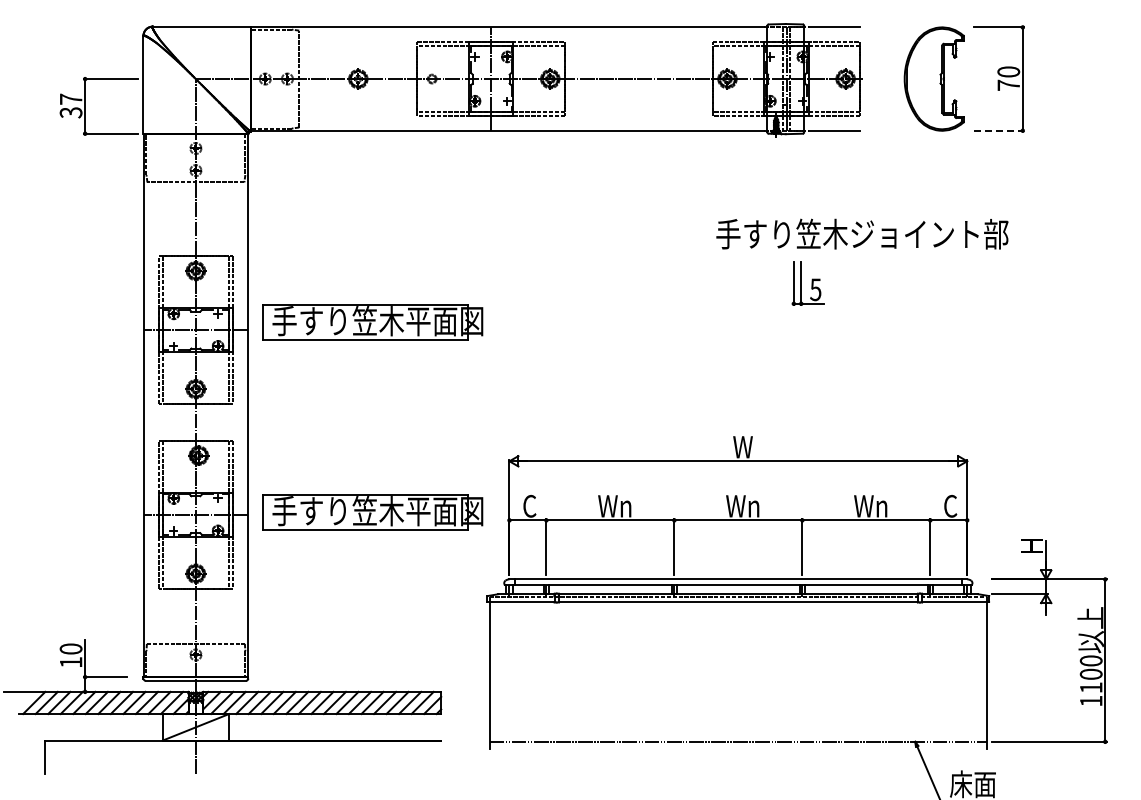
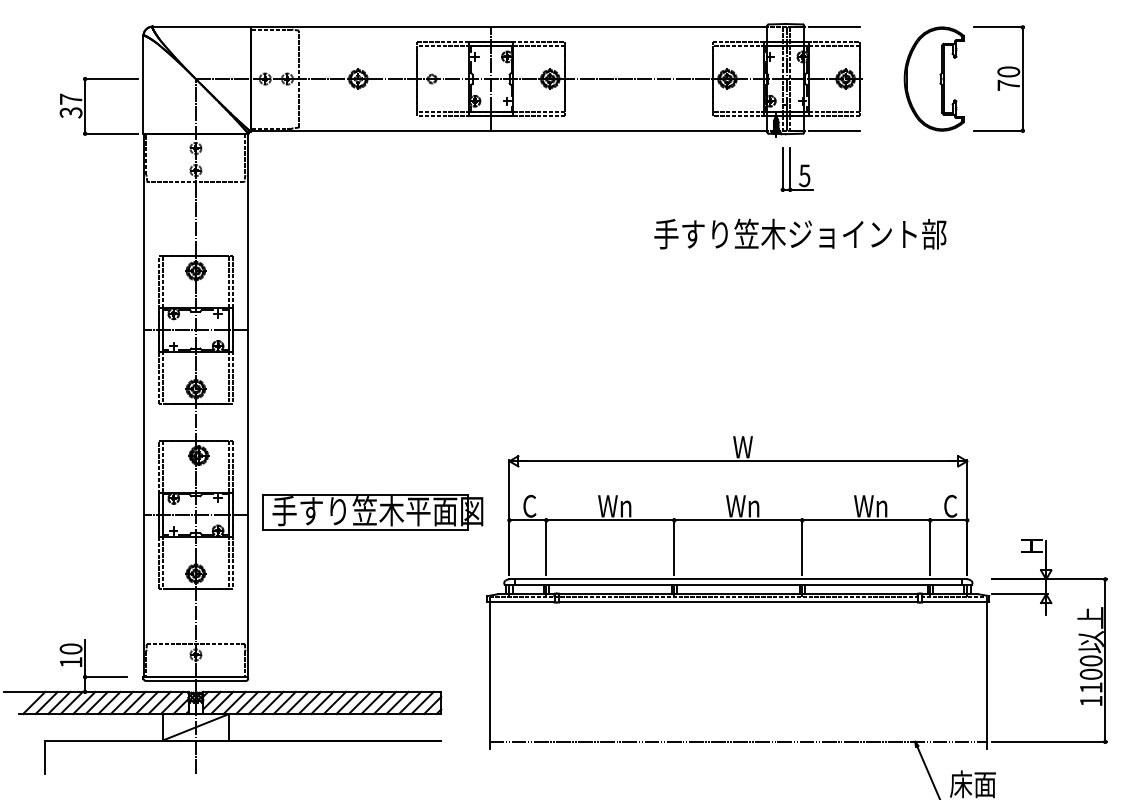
line: dashed -> solid (999, 130)
text position: (862, 233) -> (800, 233) (800, 233)
part position: (807, 283) -> (796, 169) (796, 169)
part: present -> none (372, 322)
